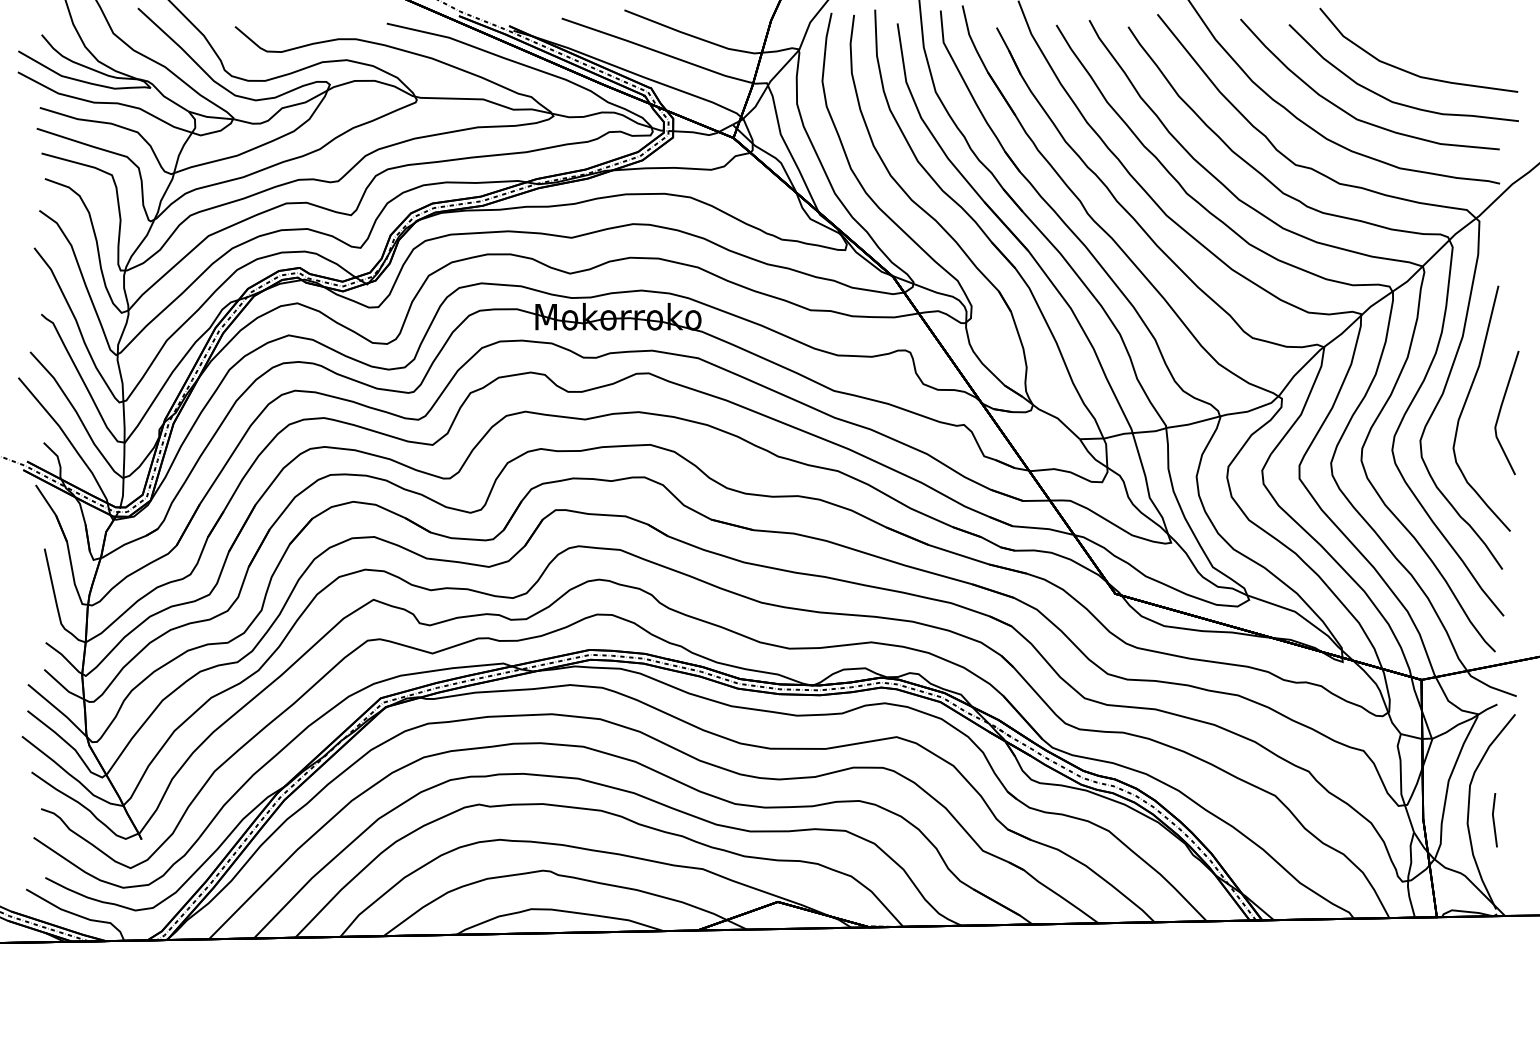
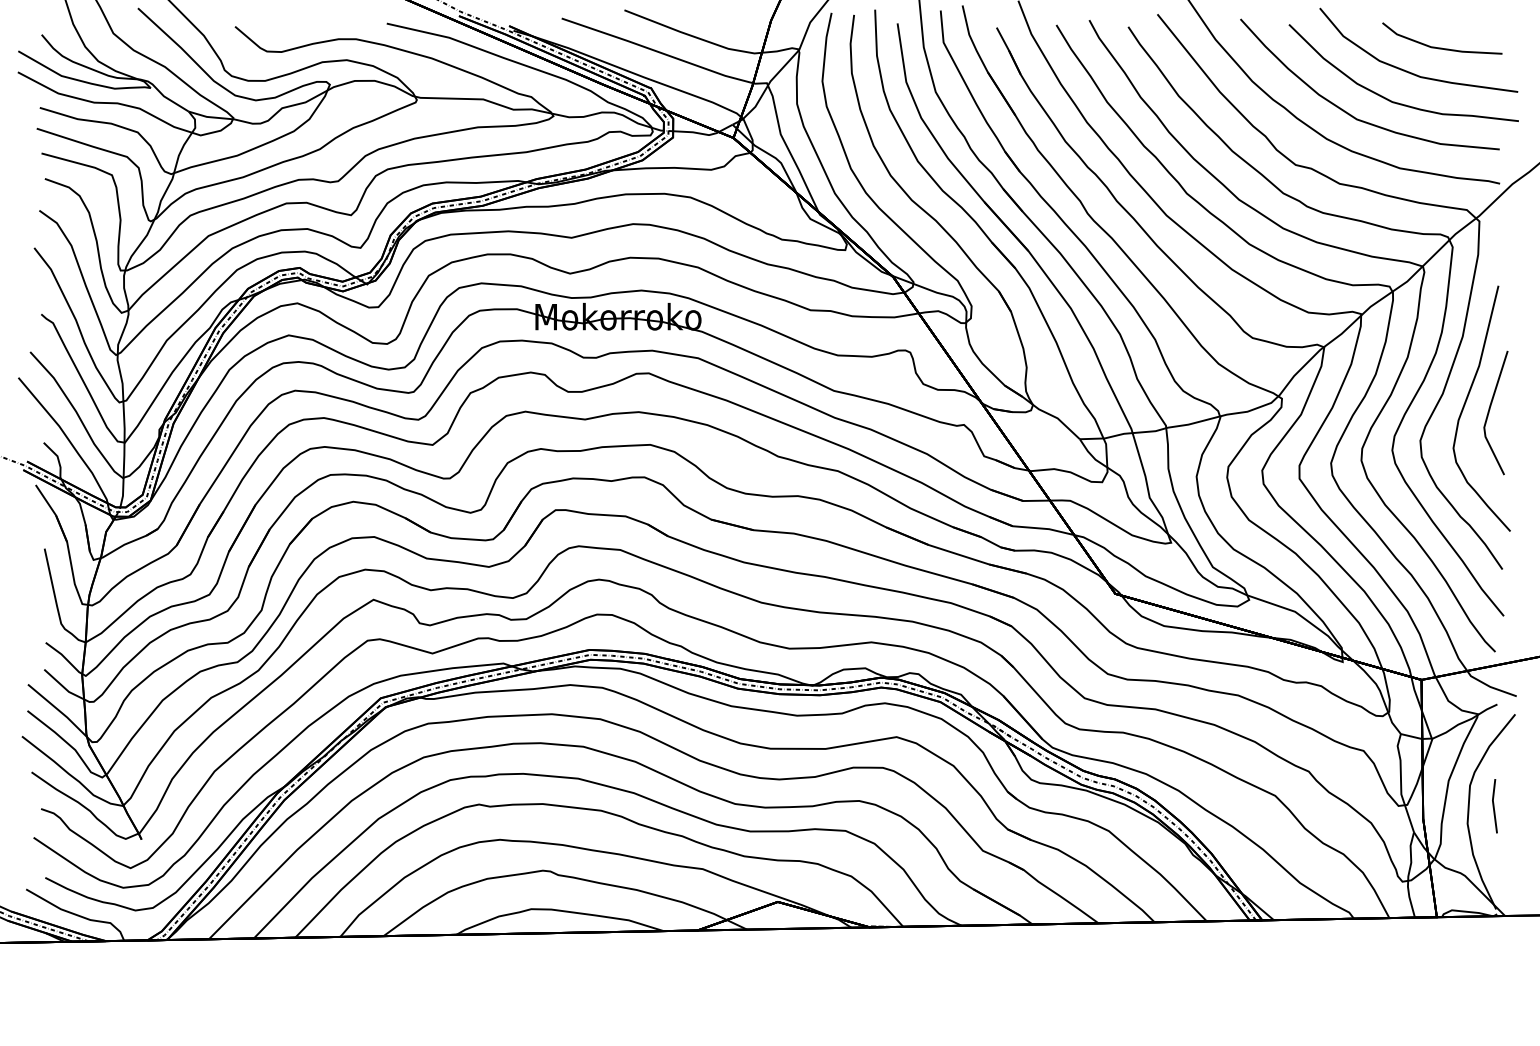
curve: none -> present (1442, 47)
line position: (1501, 409) -> (1490, 409) (1490, 409)
line position: (1494, 820) -> (1494, 806) (1494, 806)
